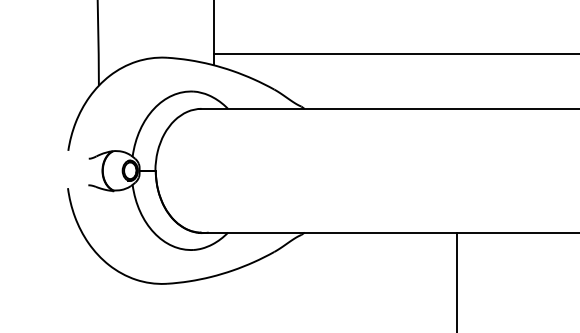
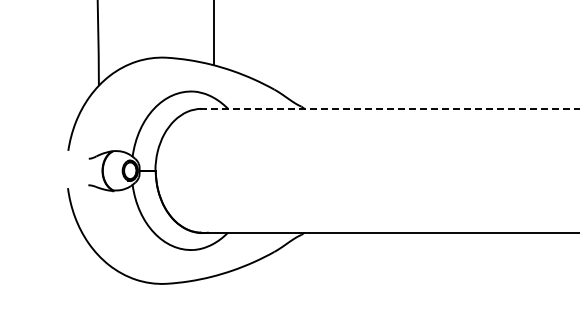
line: present -> none (394, 54)
line: solid -> dashed (388, 108)
line: present -> none (456, 280)
